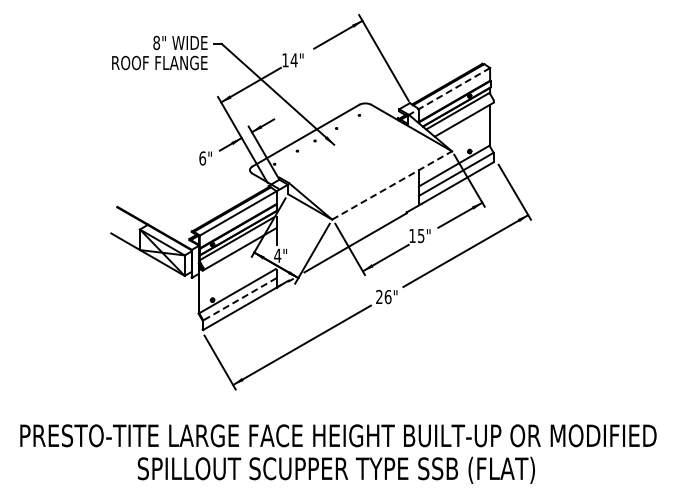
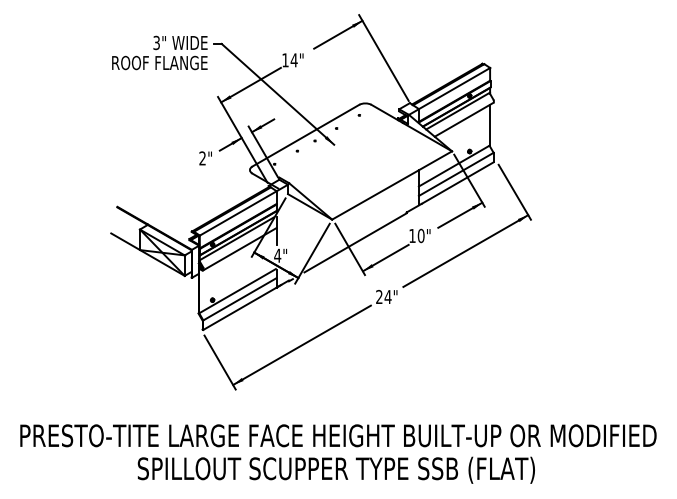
text: 8" -> 3" (156, 42)
line: dashed -> solid (449, 91)
text: 6" -> 2" (202, 158)
line: dashed -> solid (392, 185)
text: 15" -> 10" (420, 235)
text: 26" -> 24" (387, 297)
line: dashed -> solid (239, 299)
